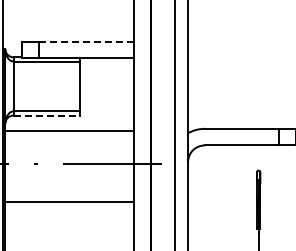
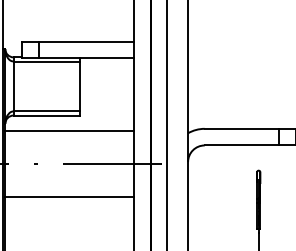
line: dashed -> solid (86, 41)
line: dashed -> solid (47, 115)
line position: (175, 124) -> (167, 124) (167, 124)
line position: (69, 202) -> (69, 197) (69, 197)
